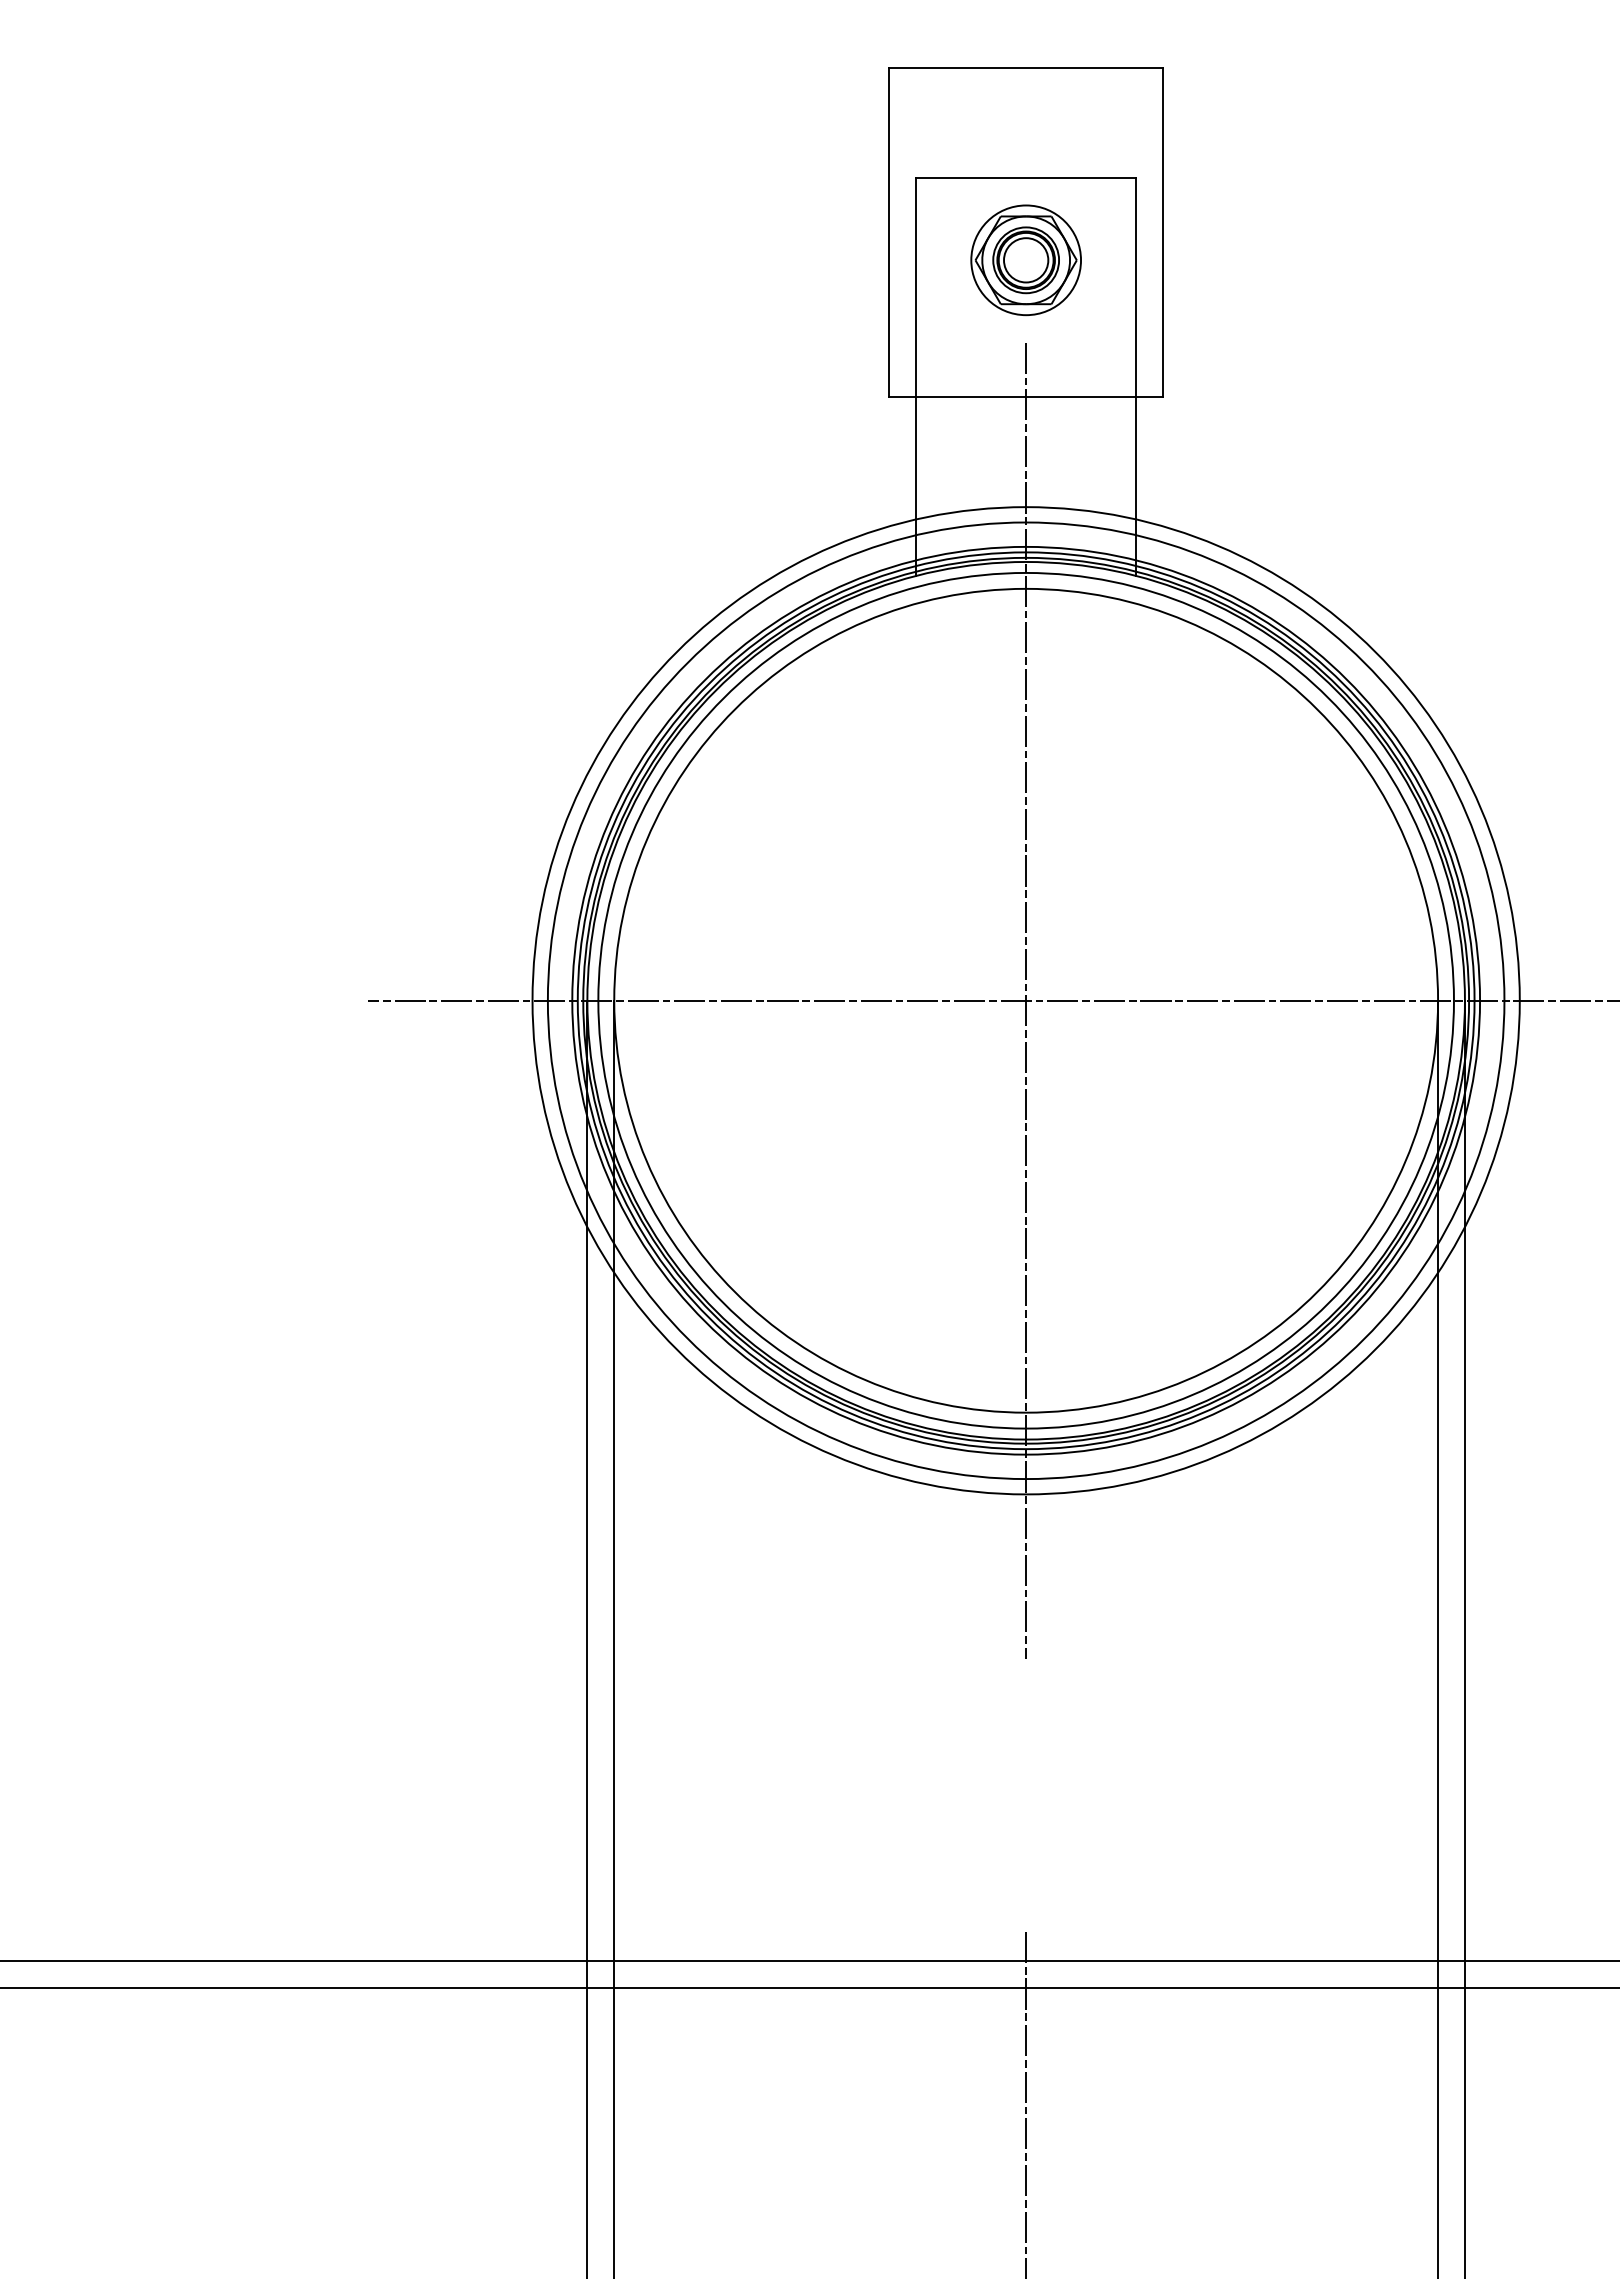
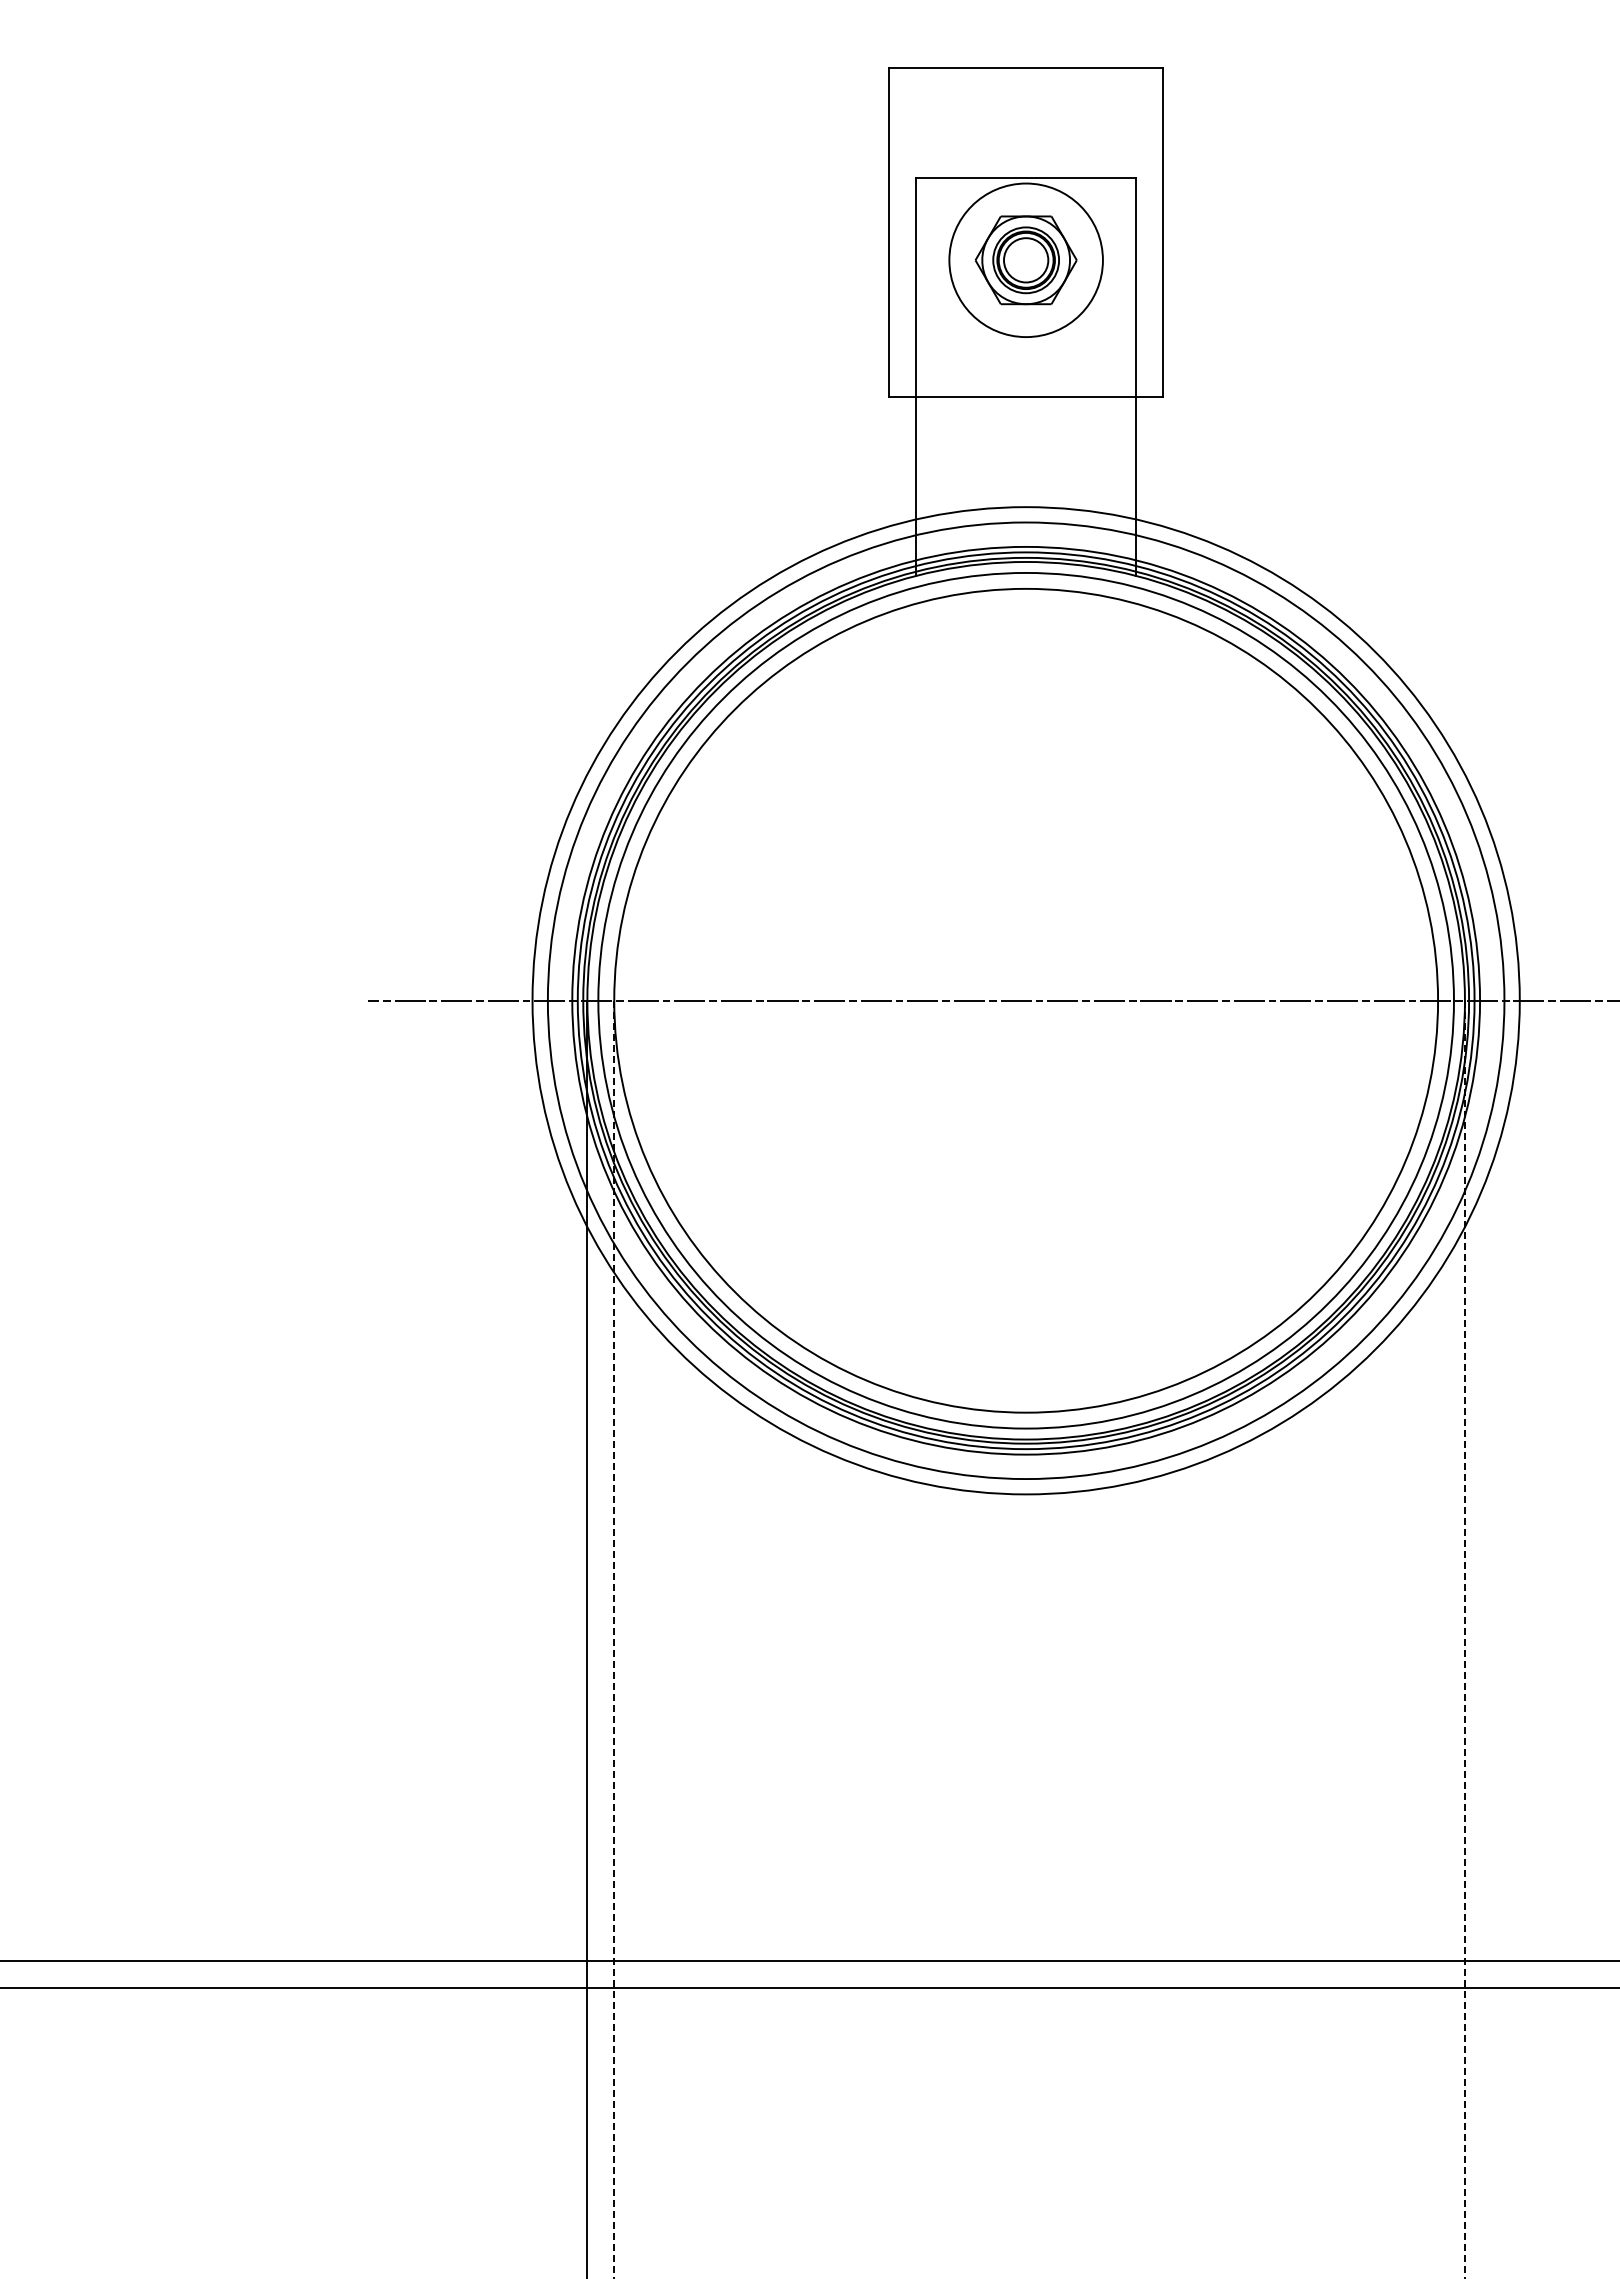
circle diameter: 110 px -> 154 px (1025, 260)
line: present -> none (1026, 1000)
line: present -> none (1438, 1637)
line: solid -> dashed (614, 1639)
line: solid -> dashed (1464, 1639)
line: present -> none (1026, 2103)
